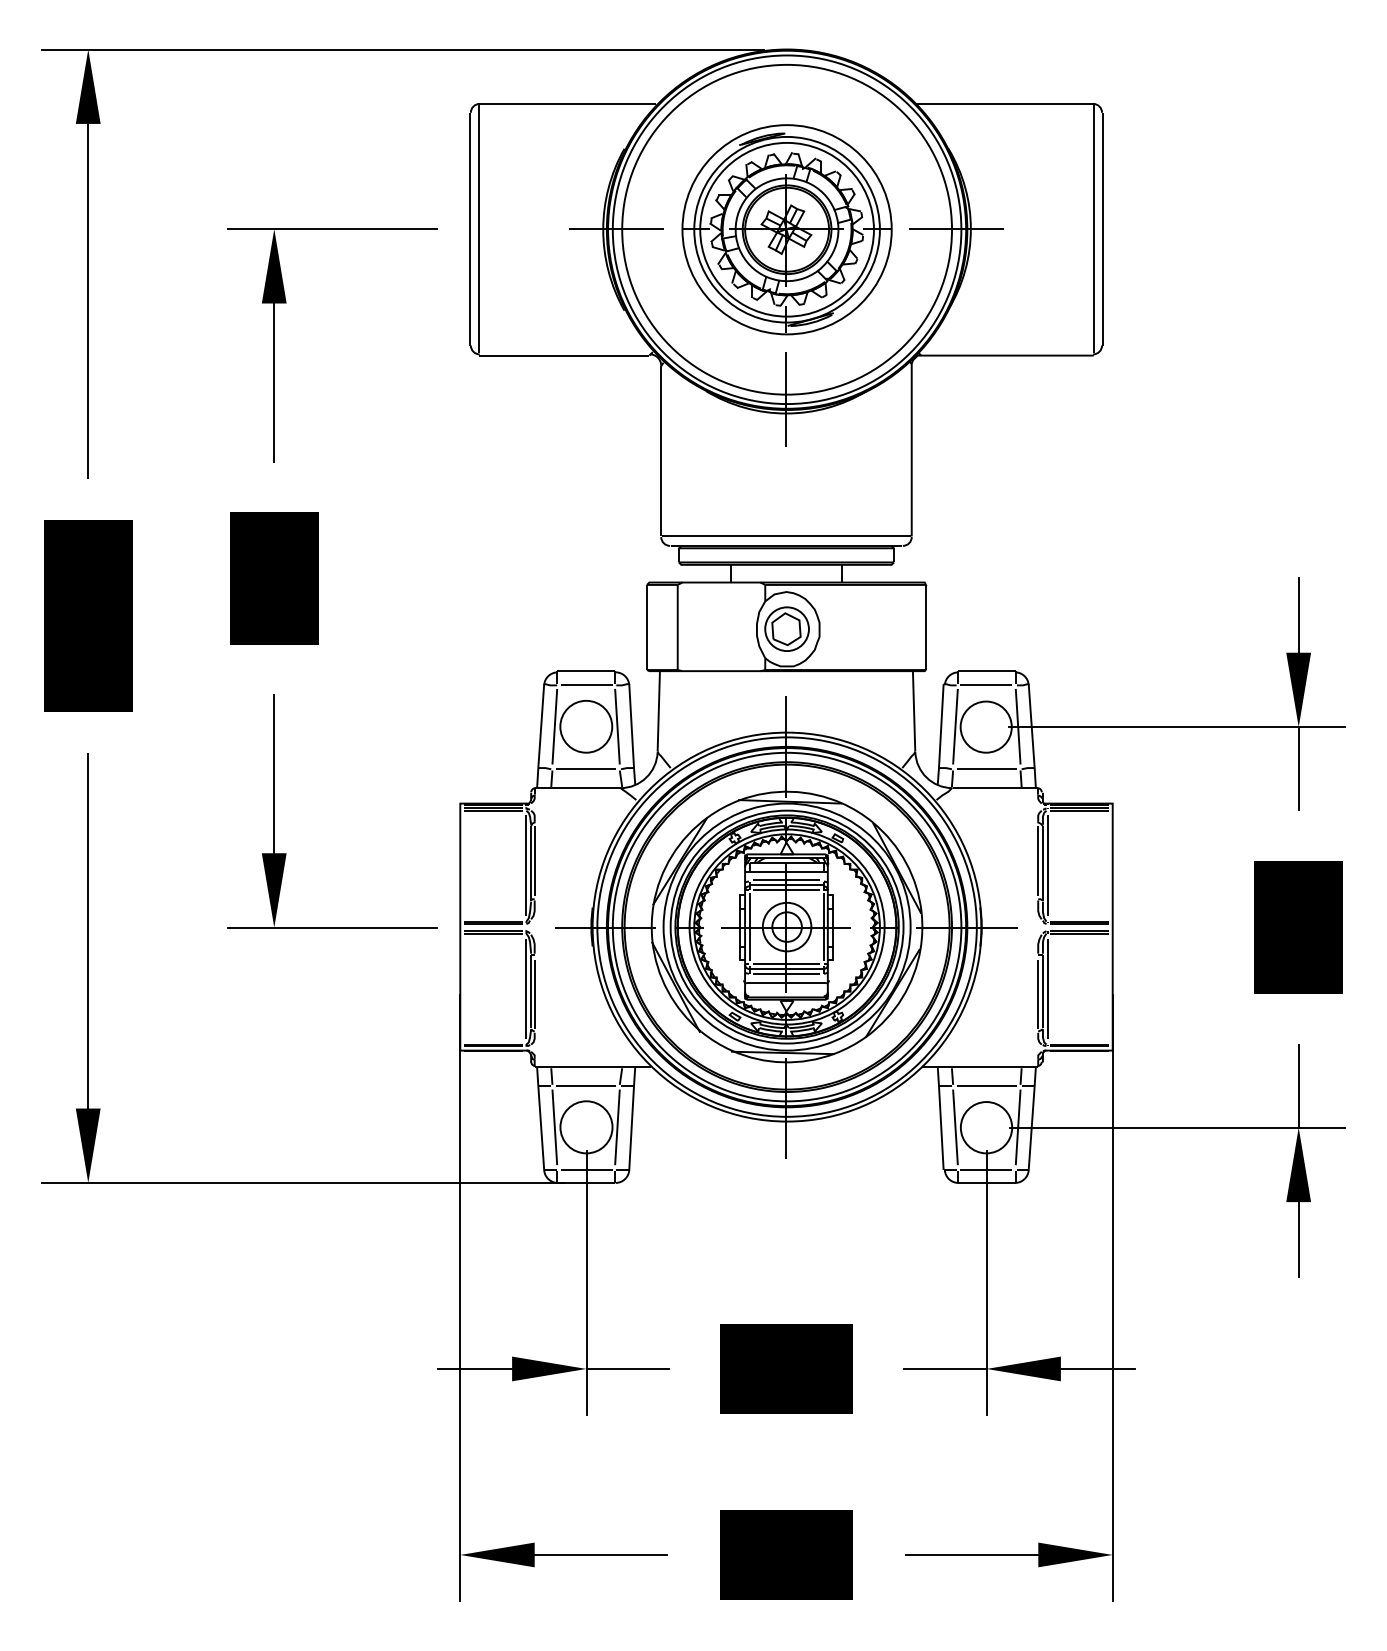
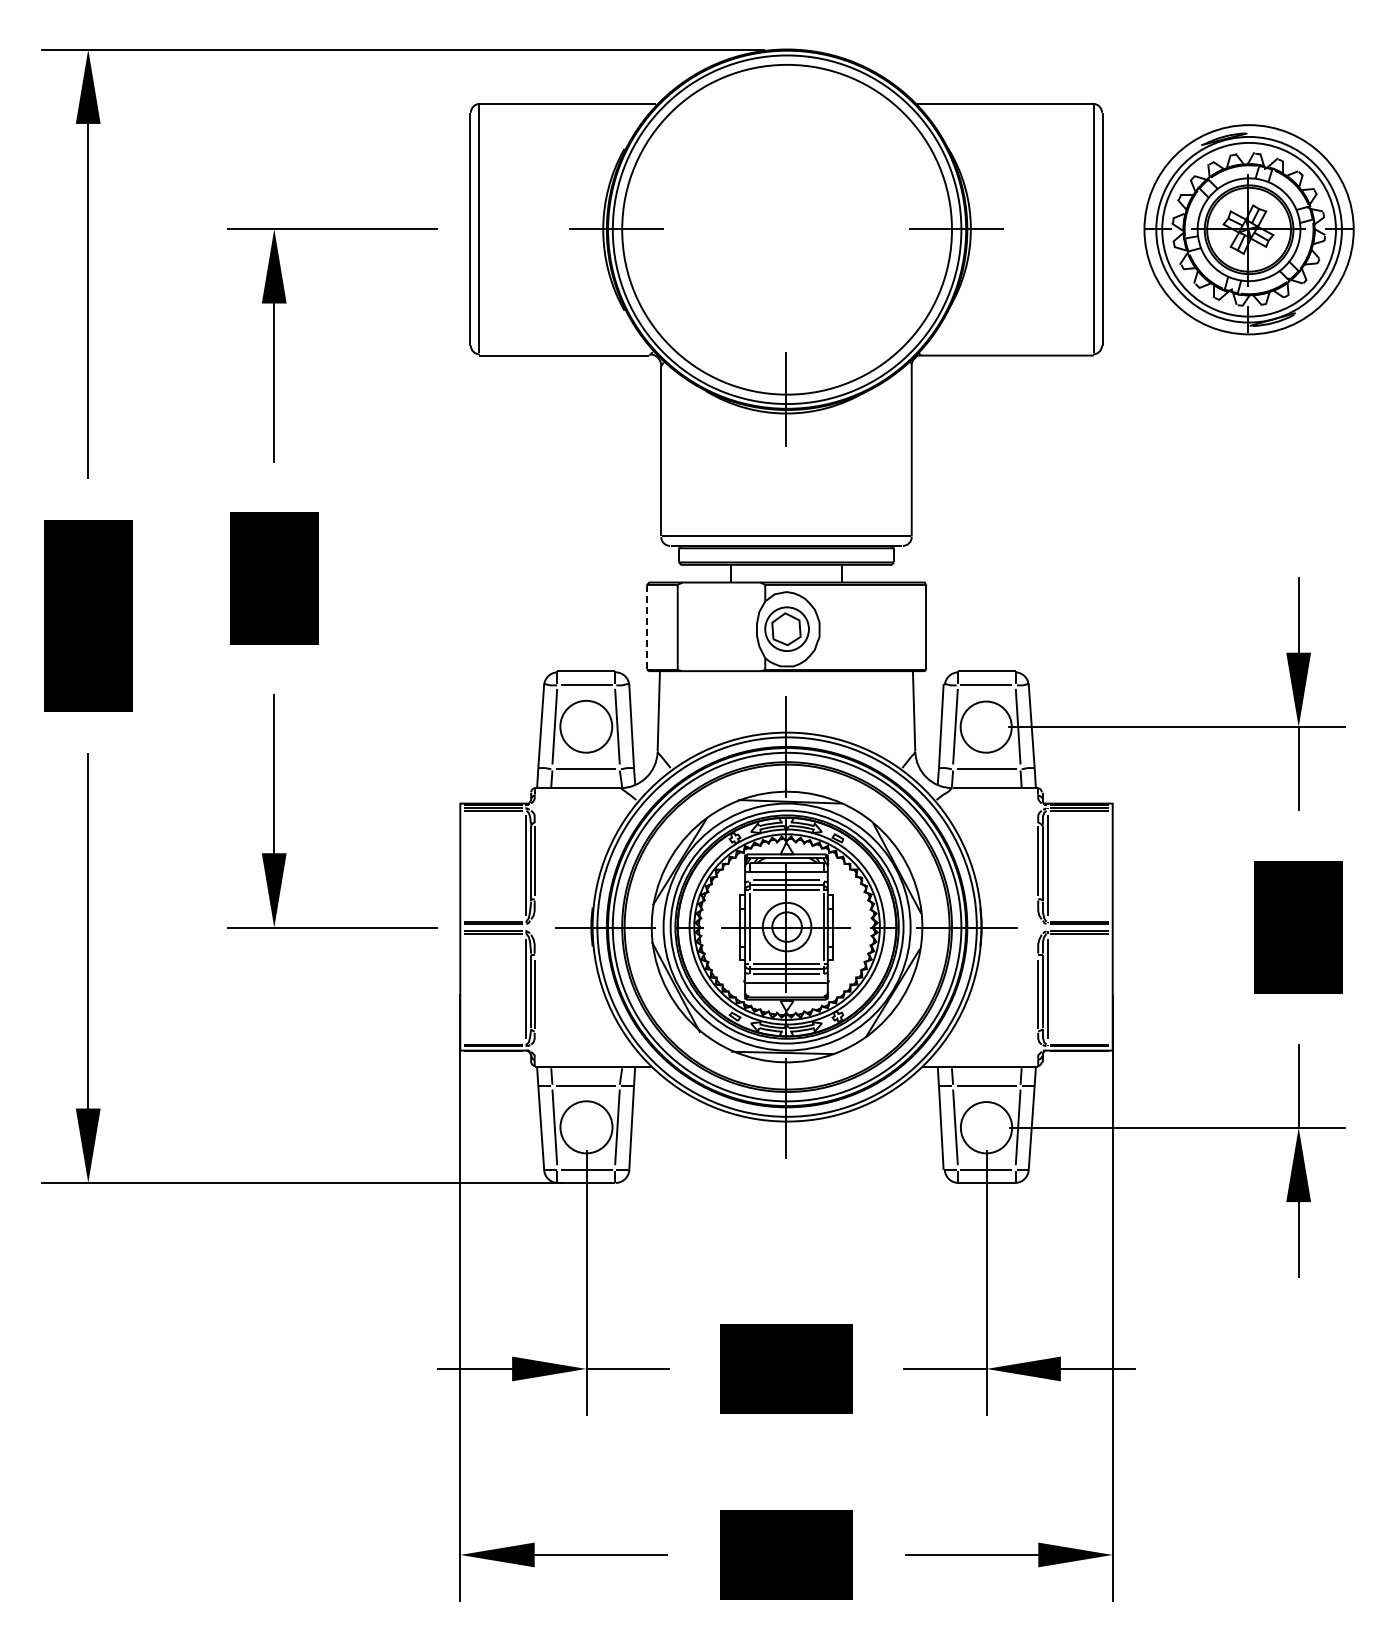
part position: (786, 229) -> (1248, 229) (1248, 229)
line: solid -> dashed (647, 627)
